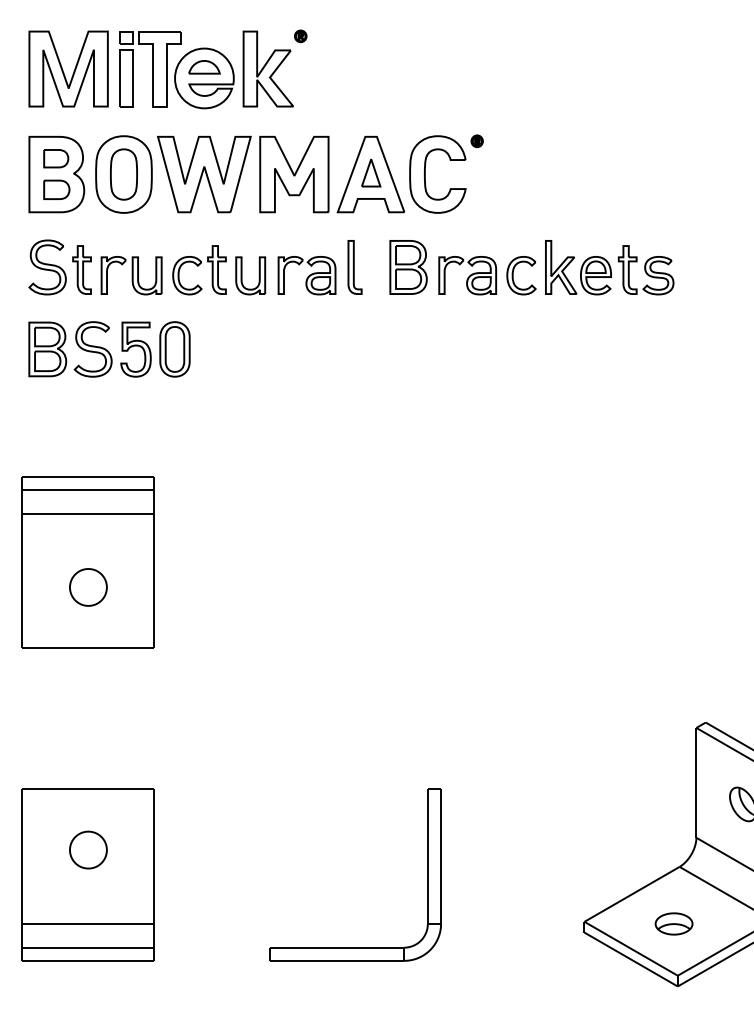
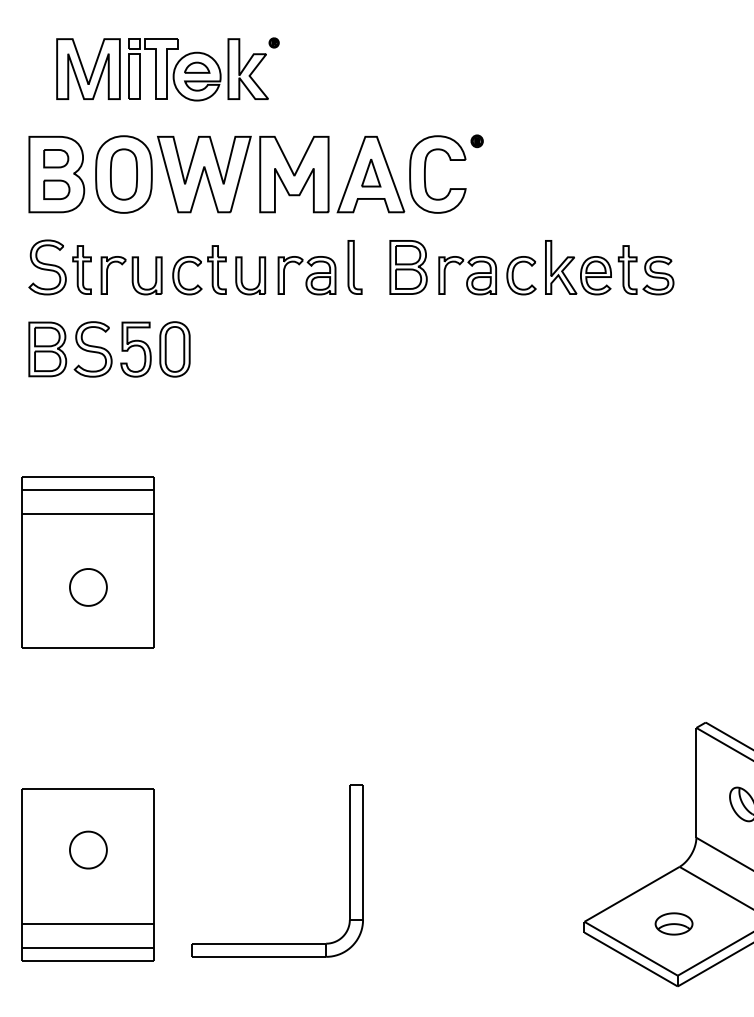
part size: 280x81 px -> 224x65 px (167, 69)
part position: (427, 874) -> (349, 870) (349, 870)
